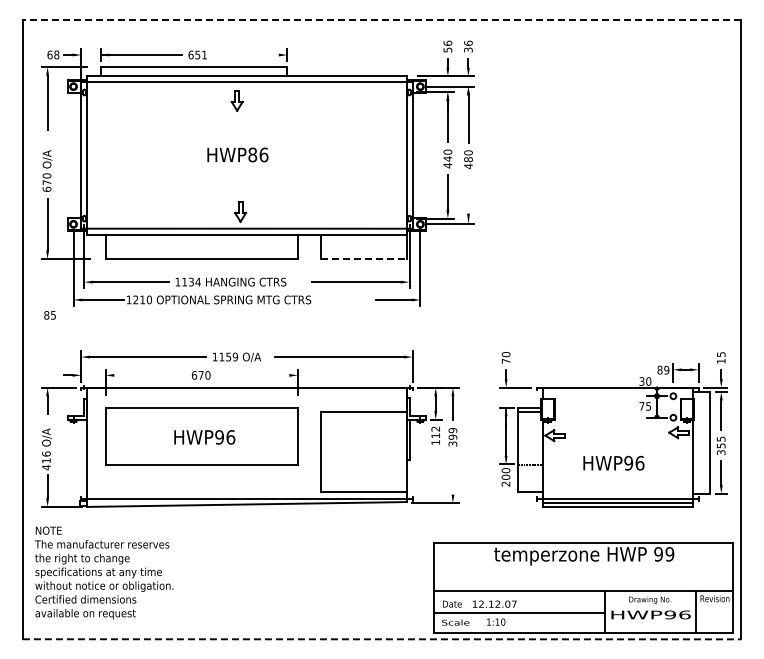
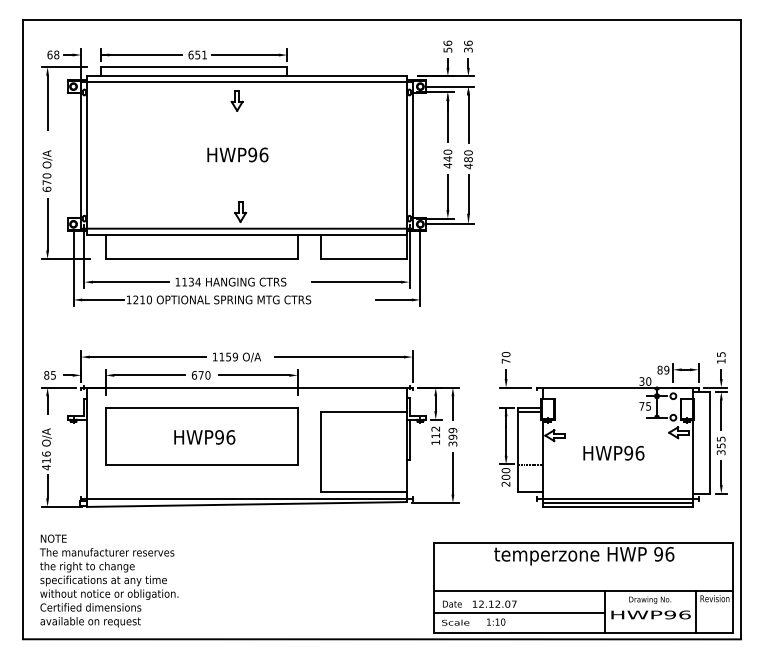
line: dashed -> solid (381, 19)
line: none -> present (244, 55)
text: HWP86 -> HWP96 (252, 154)
line: none -> present (468, 194)
line: dashed -> solid (364, 259)
text position: (49, 315) -> (49, 375) (49, 375)
line: none -> present (149, 375)
line: none -> present (253, 375)
text position: (613, 462) -> (613, 452) (613, 452)
line: none -> present (452, 473)
text: 99 -> 96 (669, 554)
text position: (104, 572) -> (109, 580) (109, 580)
line: dashed -> solid (382, 639)
